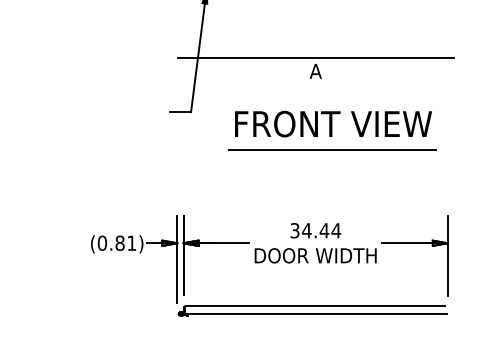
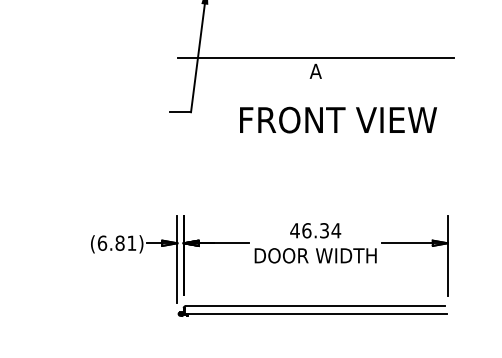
text position: (333, 123) -> (338, 119) (338, 119)
line: present -> none (332, 149)
text: 34.44 -> 46.34 (309, 230)
text: (0.81) -> (6.81) (102, 242)
